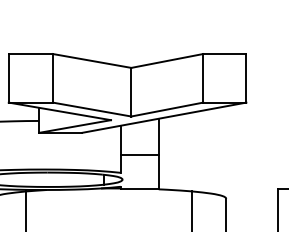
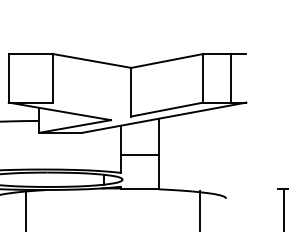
line position: (246, 78) -> (231, 78) (231, 78)
line: present -> none (91, 109)
line position: (278, 208) -> (284, 208) (284, 208)
line position: (192, 209) -> (200, 209) (200, 209)
line: present -> none (226, 213)
